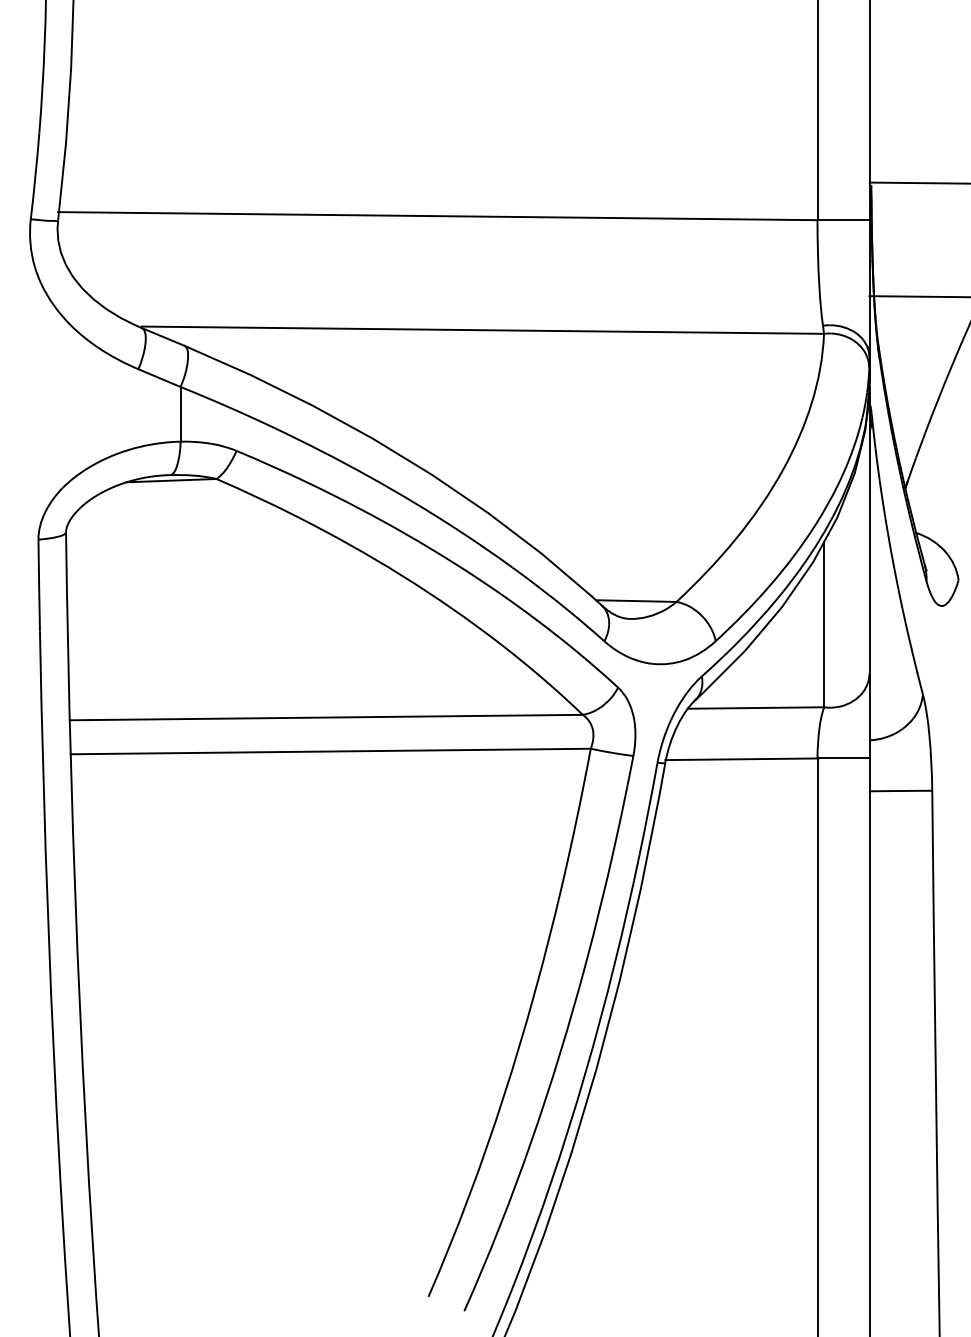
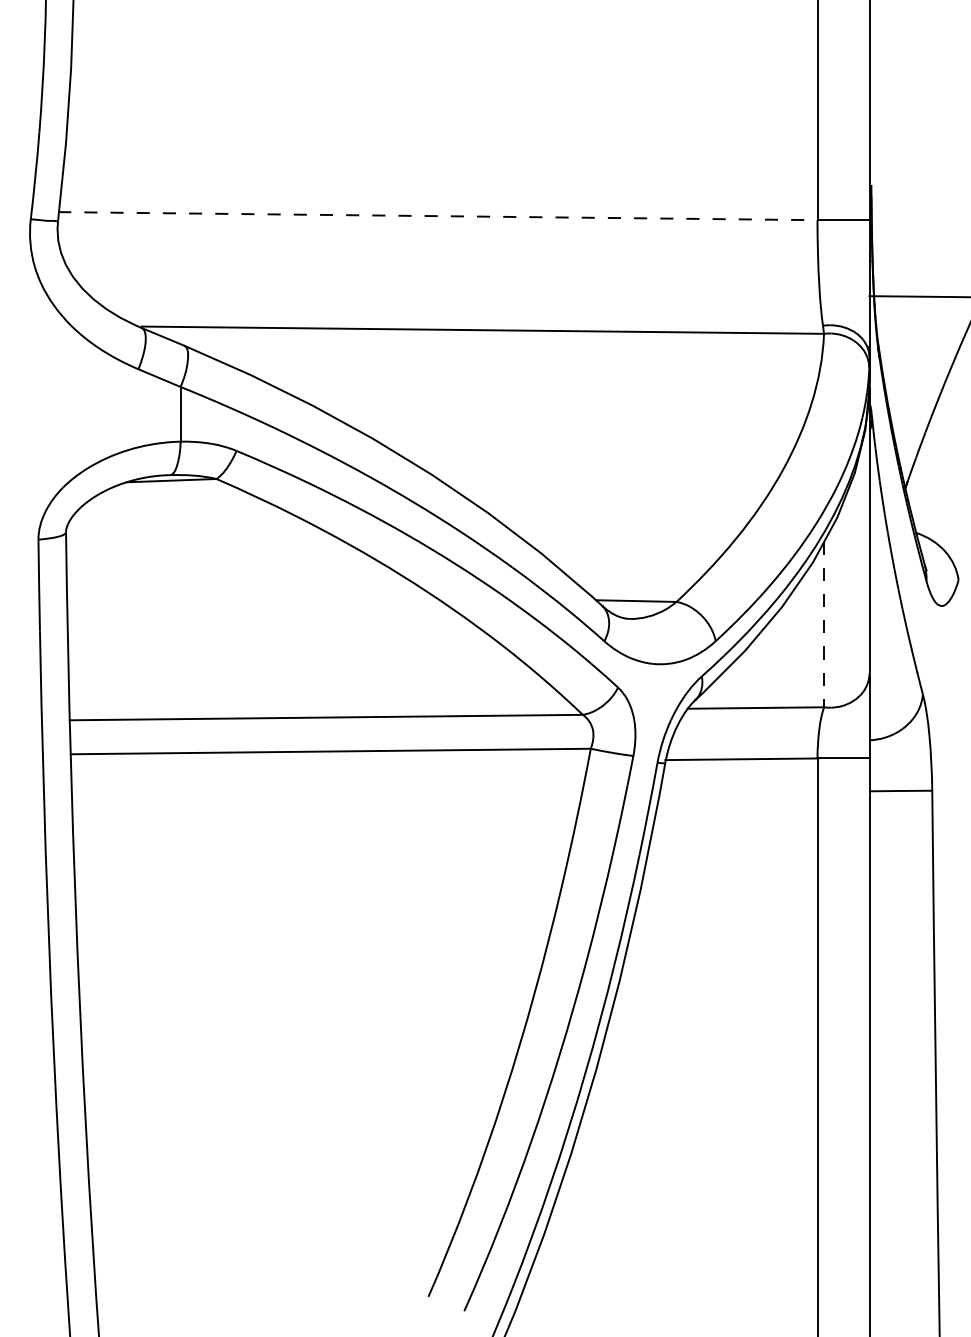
line: present -> none (918, 182)
line: solid -> dashed (437, 216)
line: solid -> dashed (824, 624)
